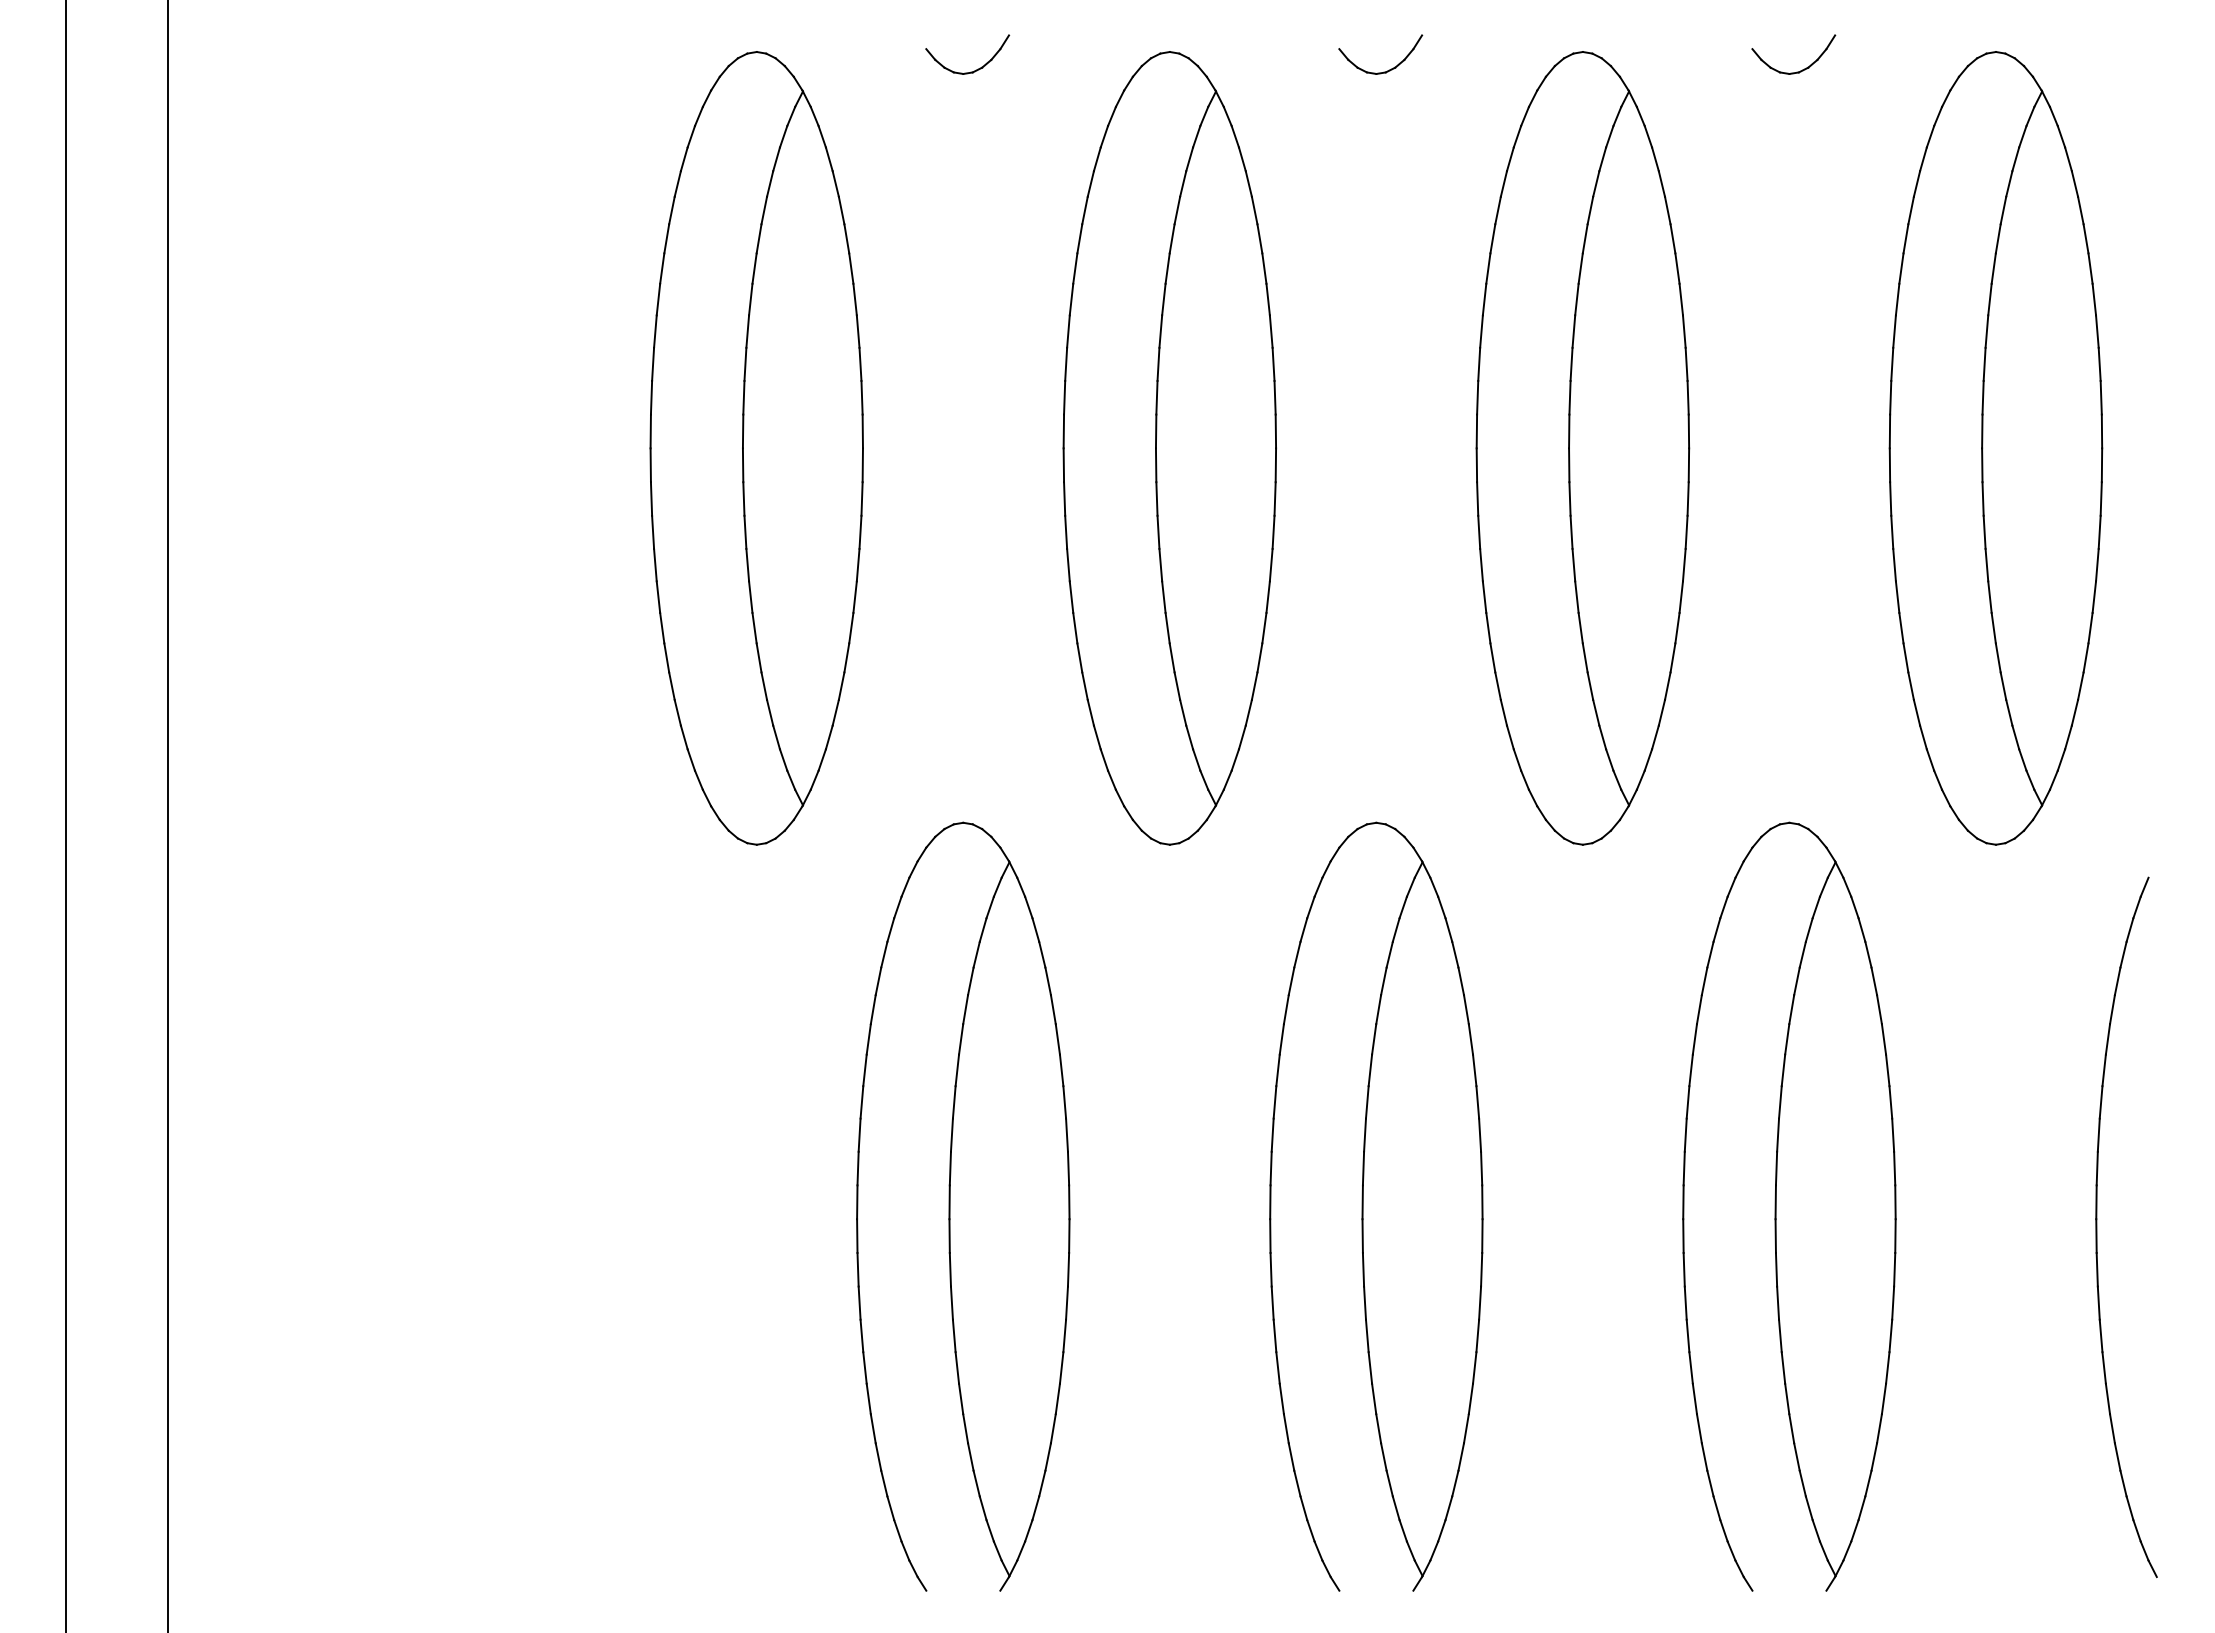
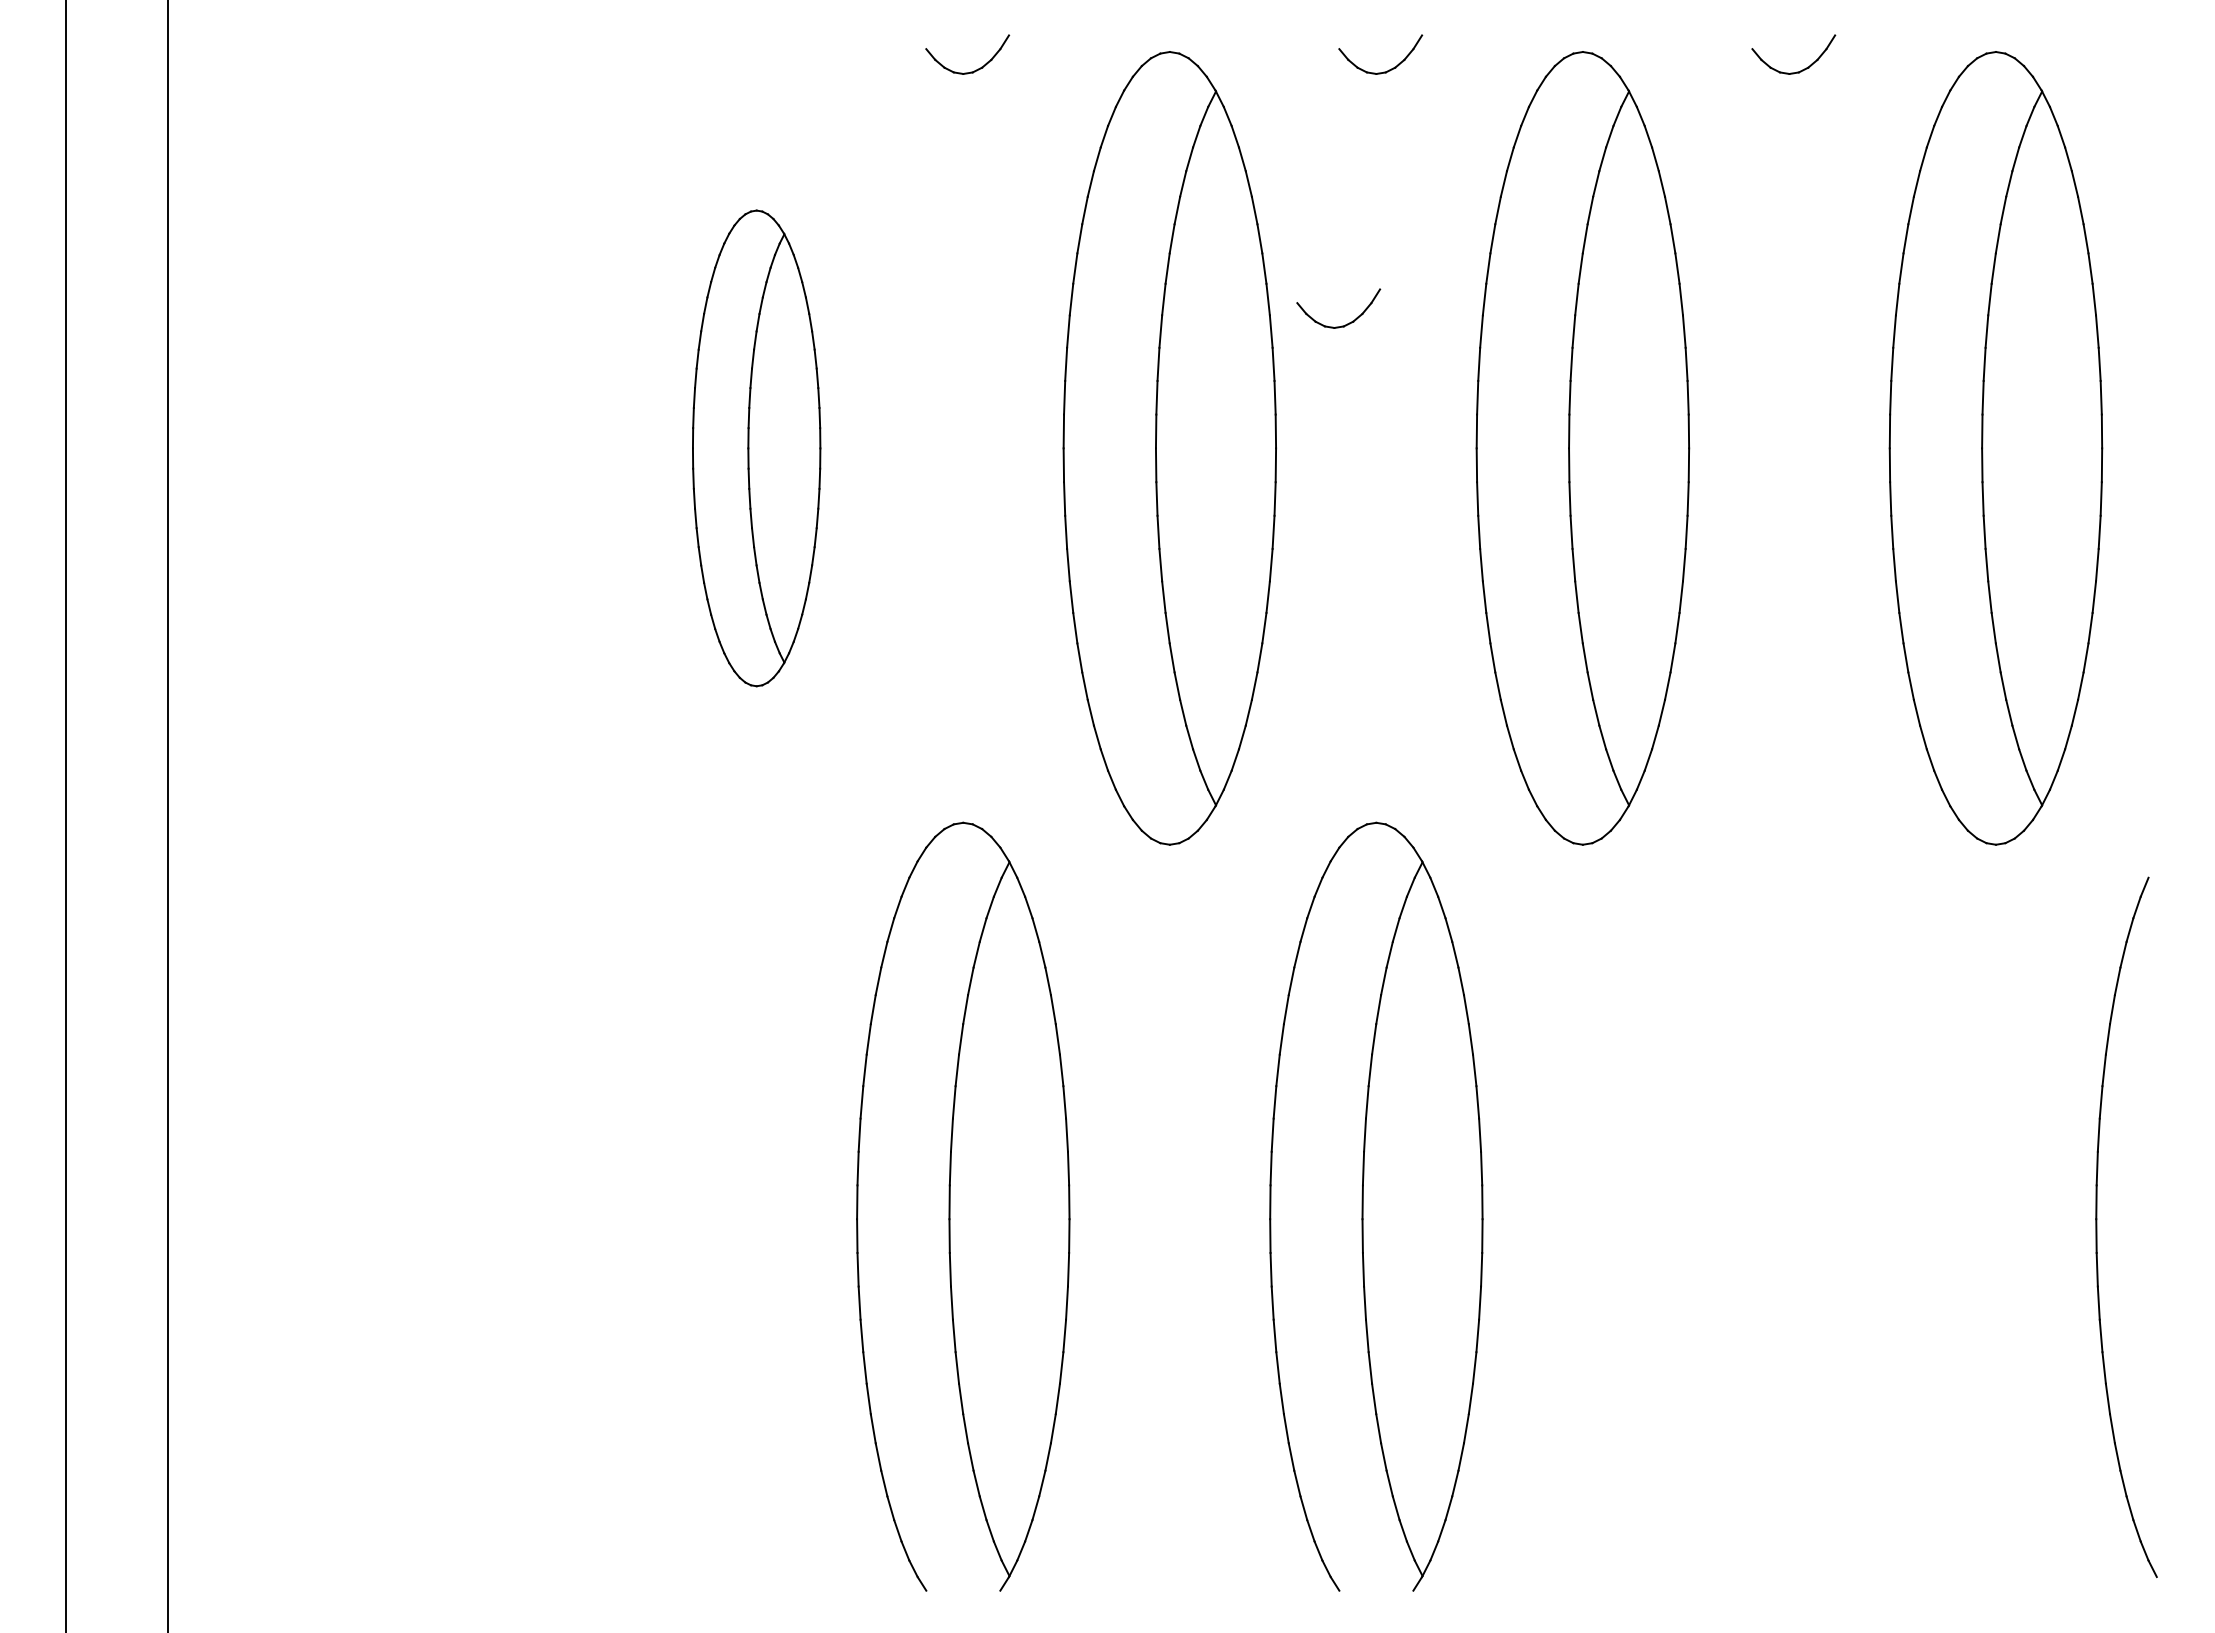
part: none -> present (1341, 325)
part size: 215x795 px -> 130x479 px (756, 448)
part: present -> none (1789, 1206)
